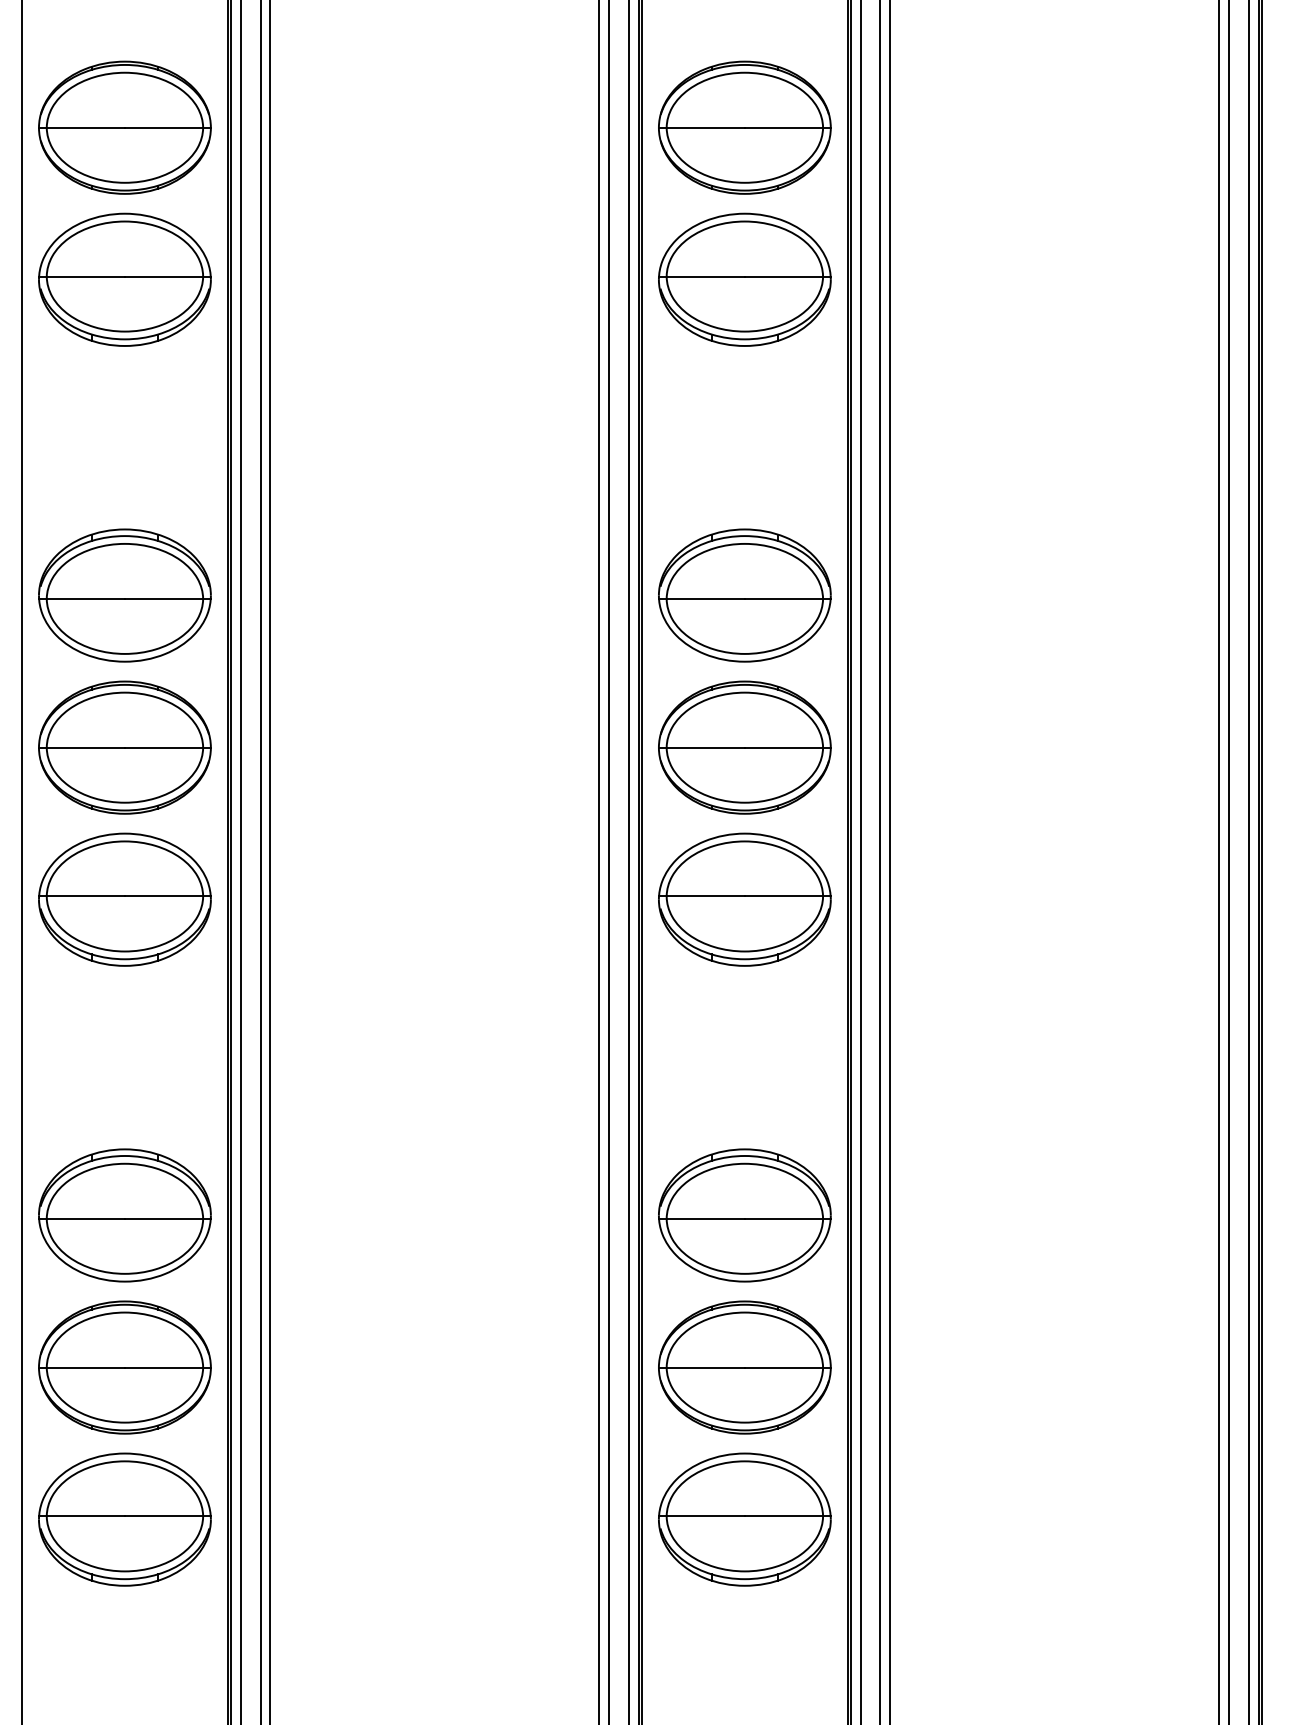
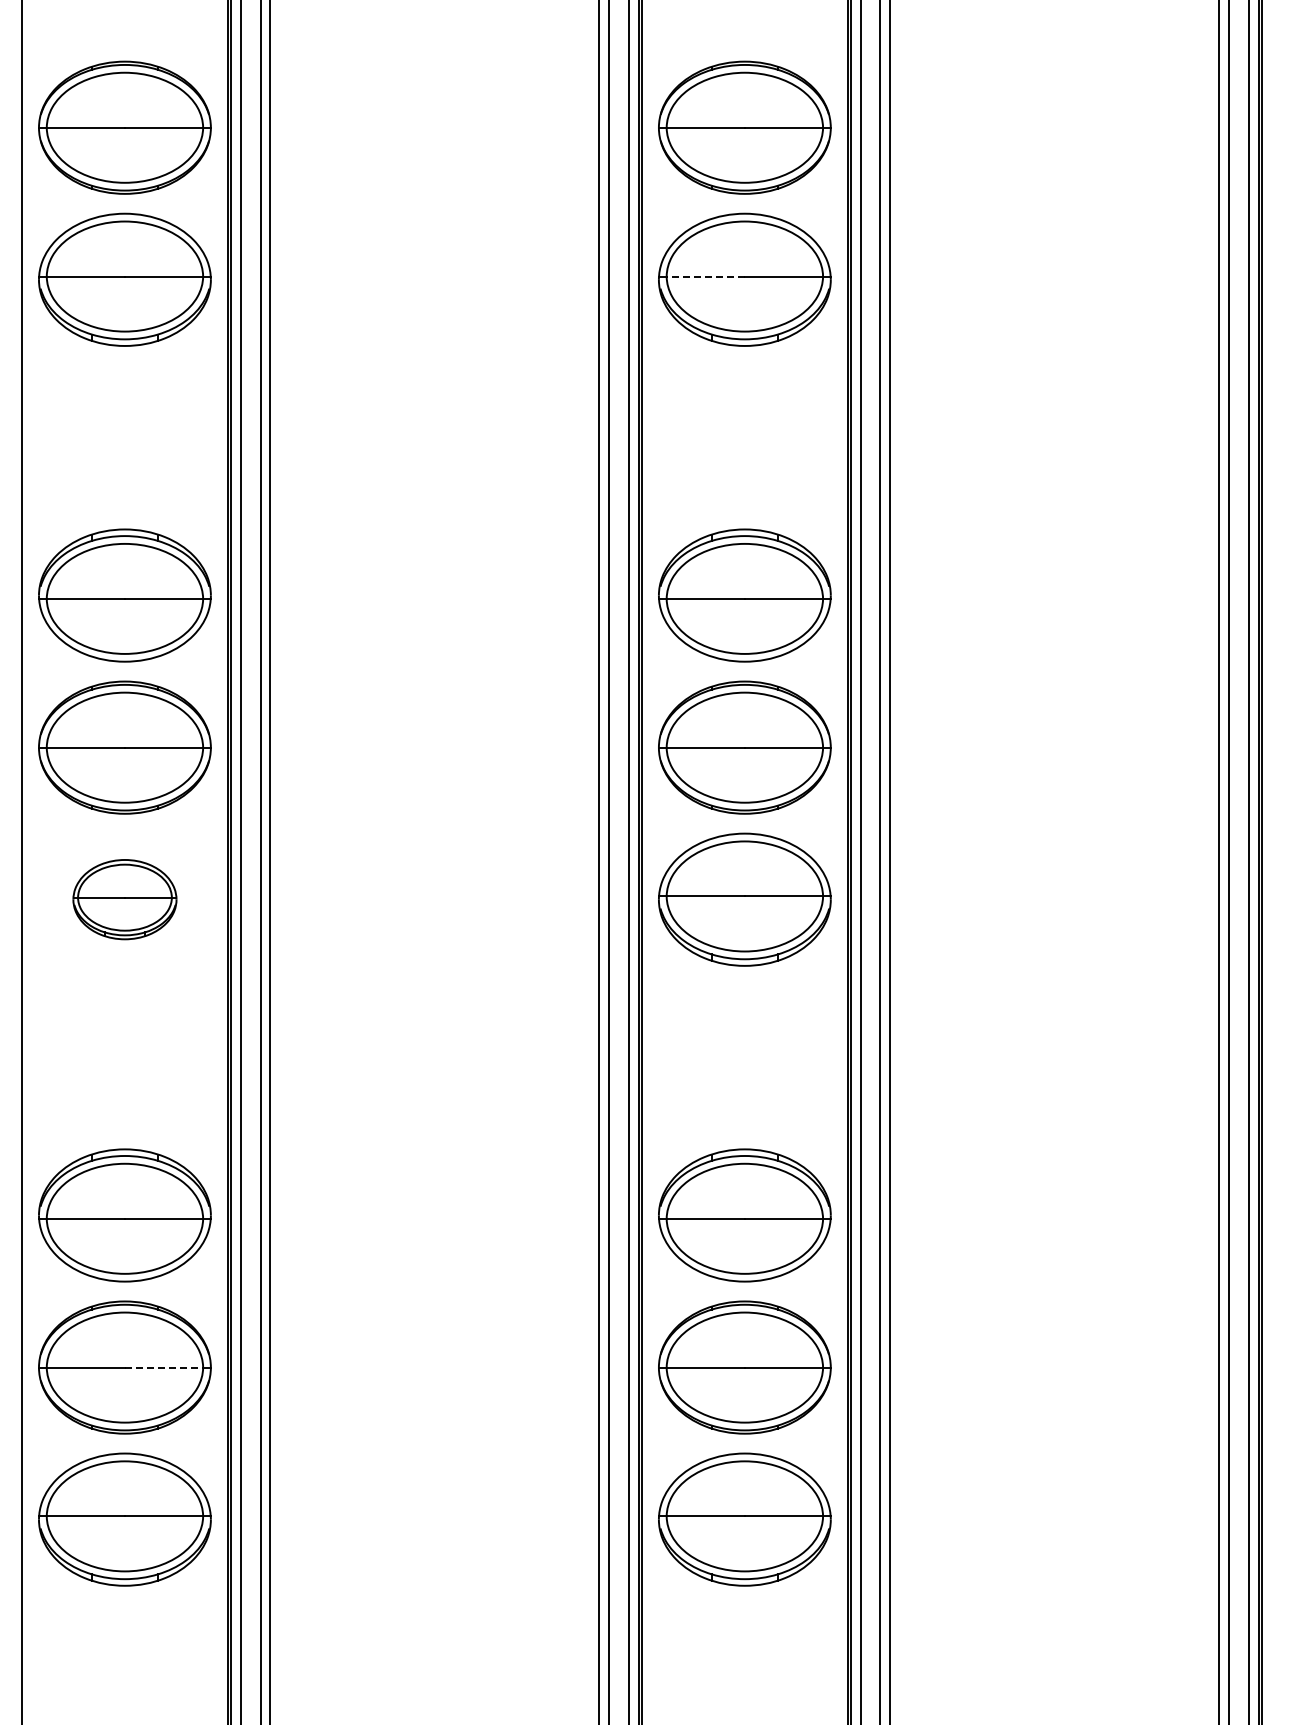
line: solid -> dashed (705, 276)
part size: 174x135 px -> 106x82 px (124, 899)
line: solid -> dashed (164, 1367)
